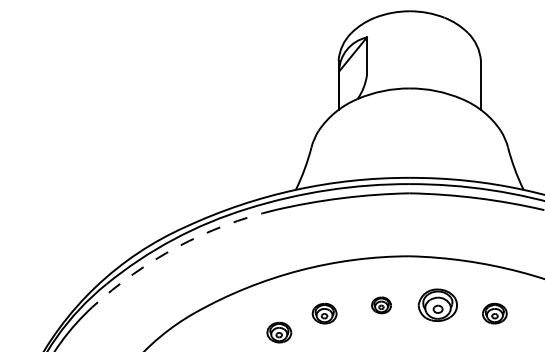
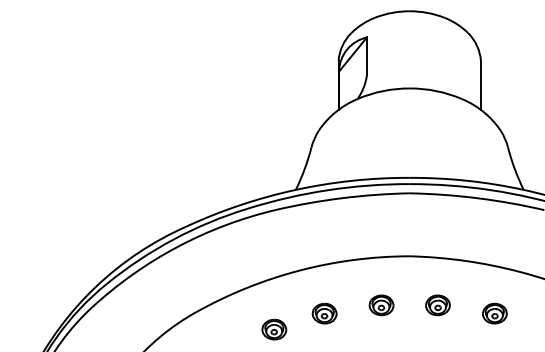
arc: dashed -> solid (177, 246)
part size: 41x34 px -> 26x23 px (437, 305)
part size: 21x19 px -> 27x23 px (381, 305)
part position: (279, 332) -> (274, 329) (274, 329)
